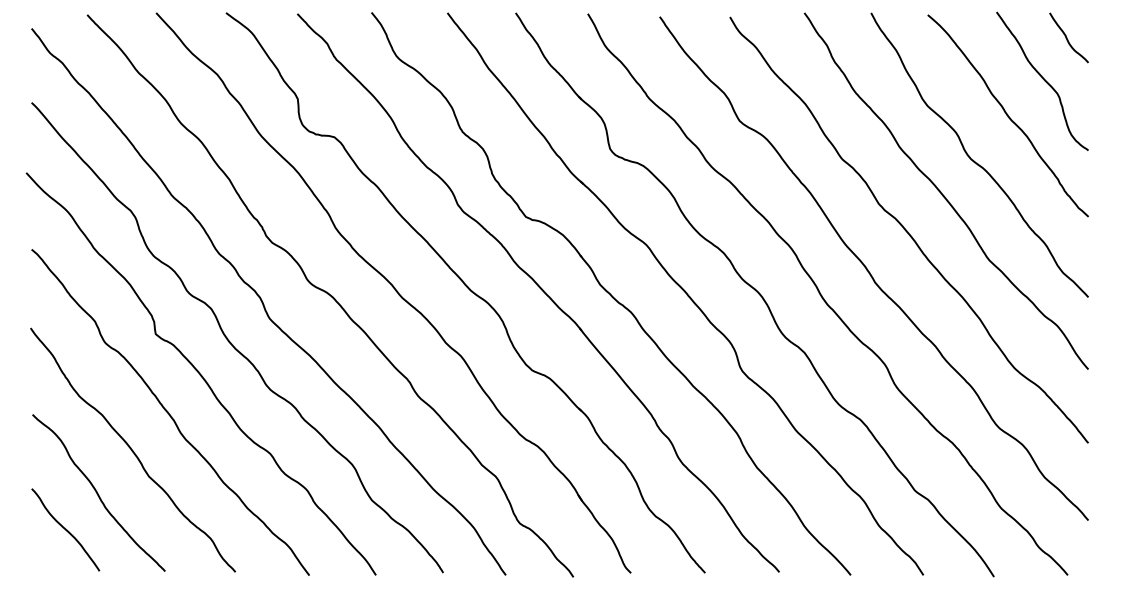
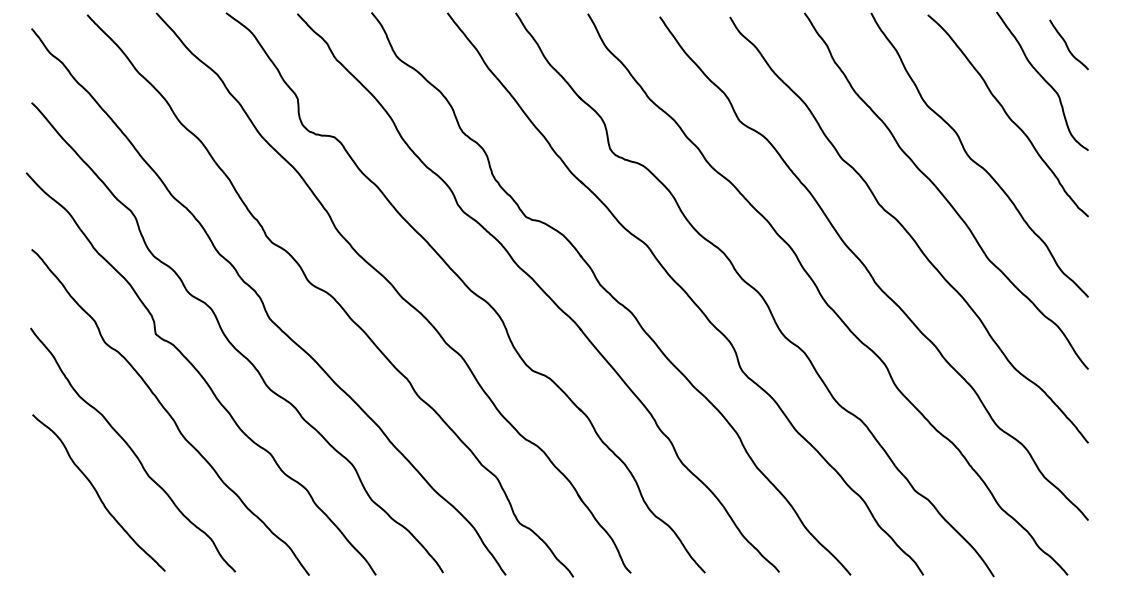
curve position: (1067, 37) -> (1067, 44) (1067, 44)
curve: present -> none (65, 529)
